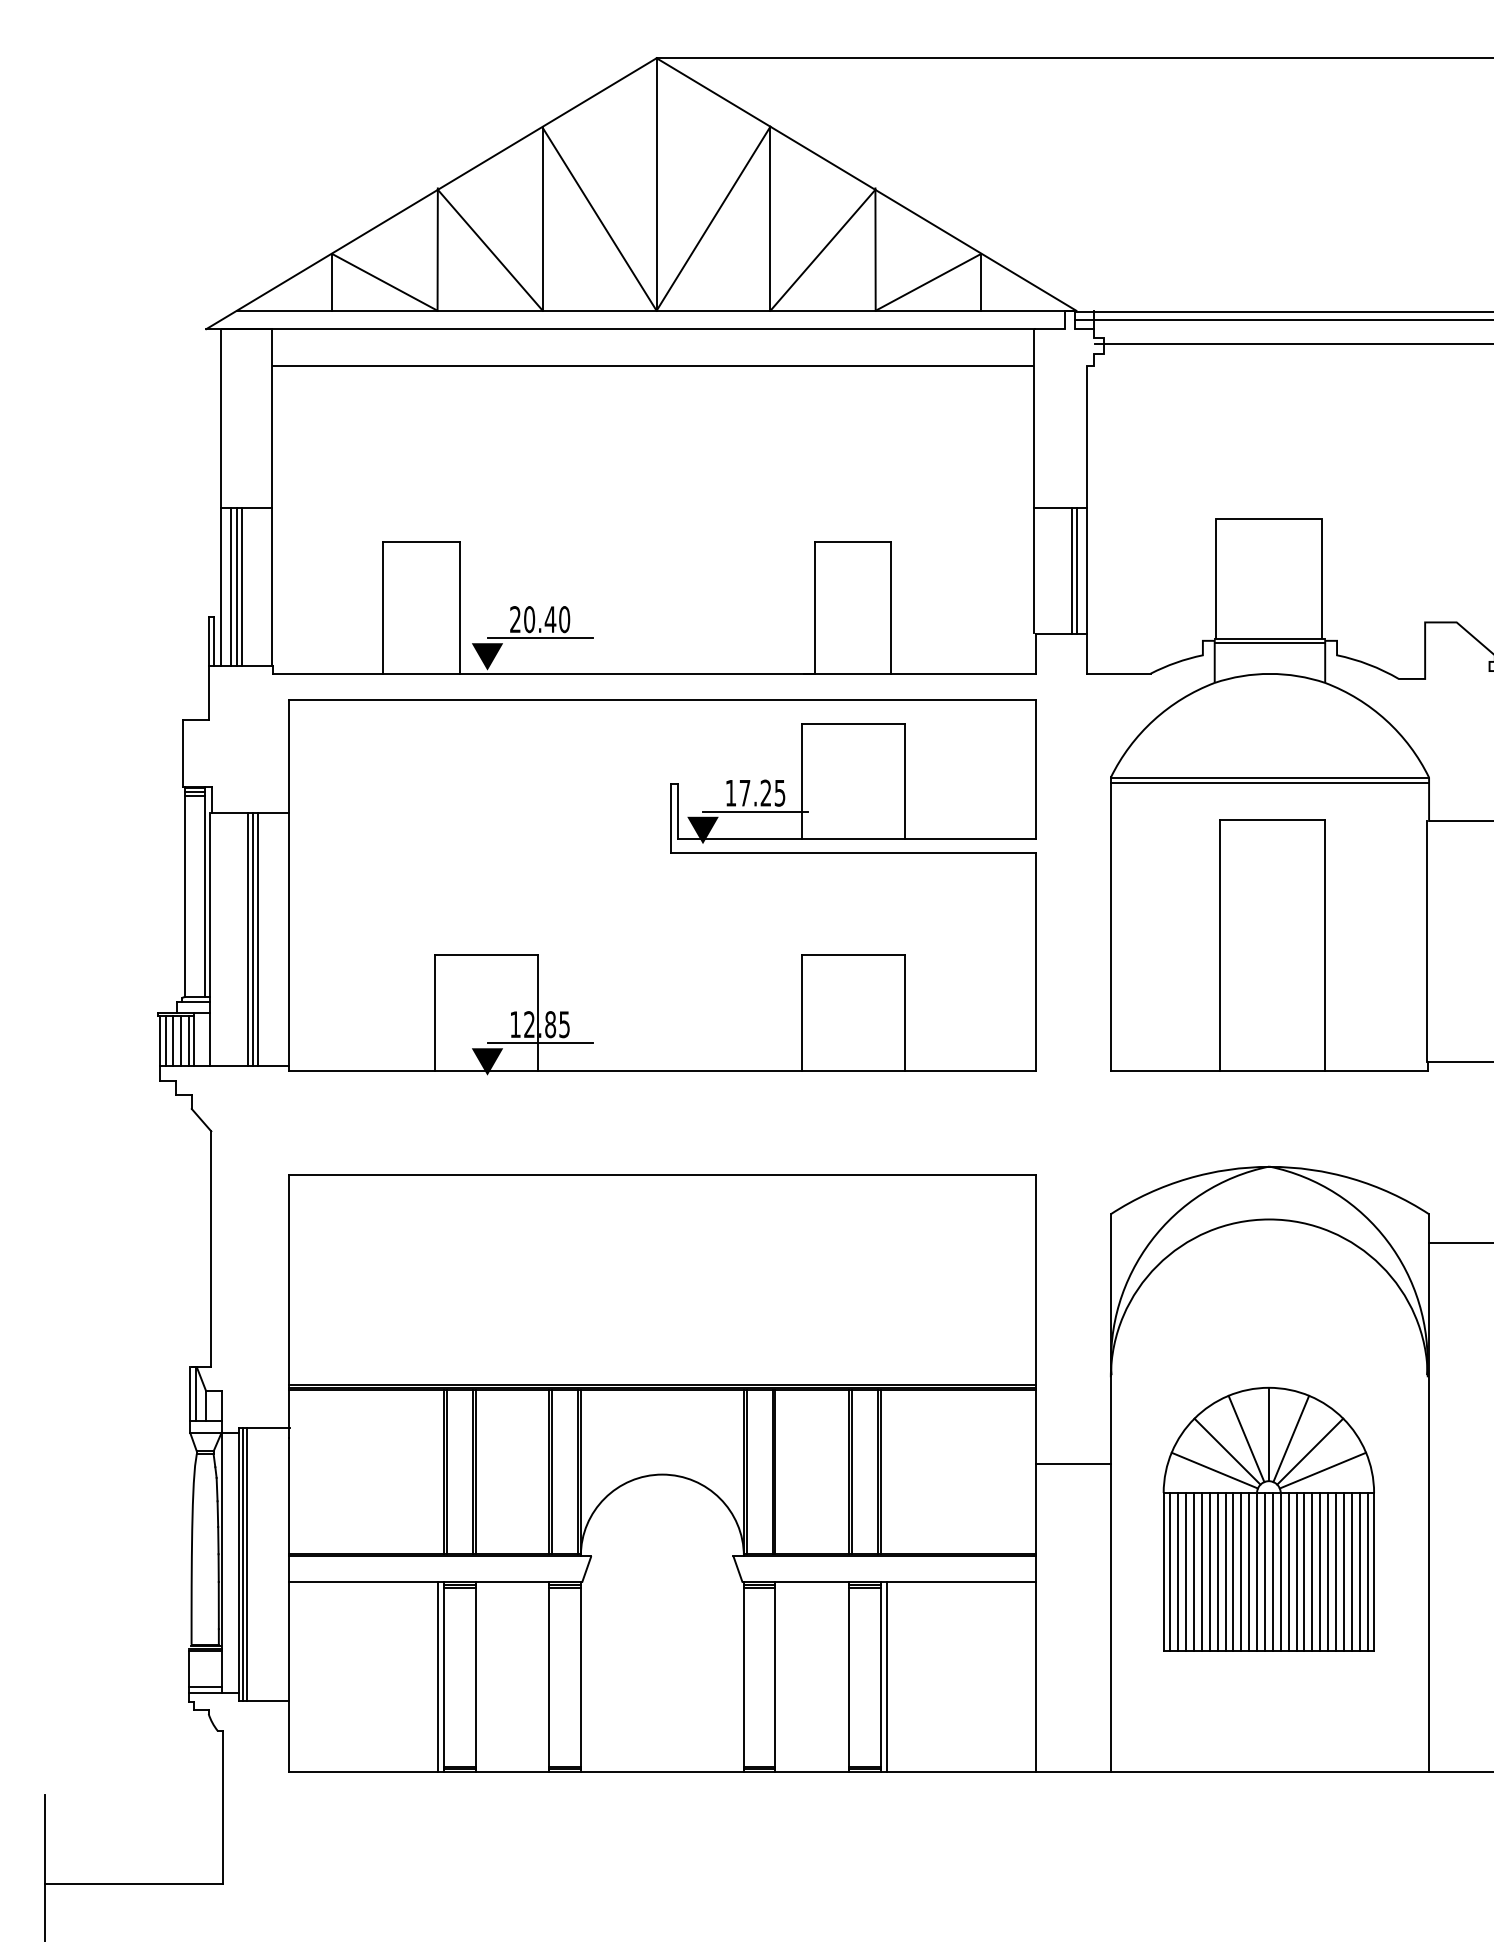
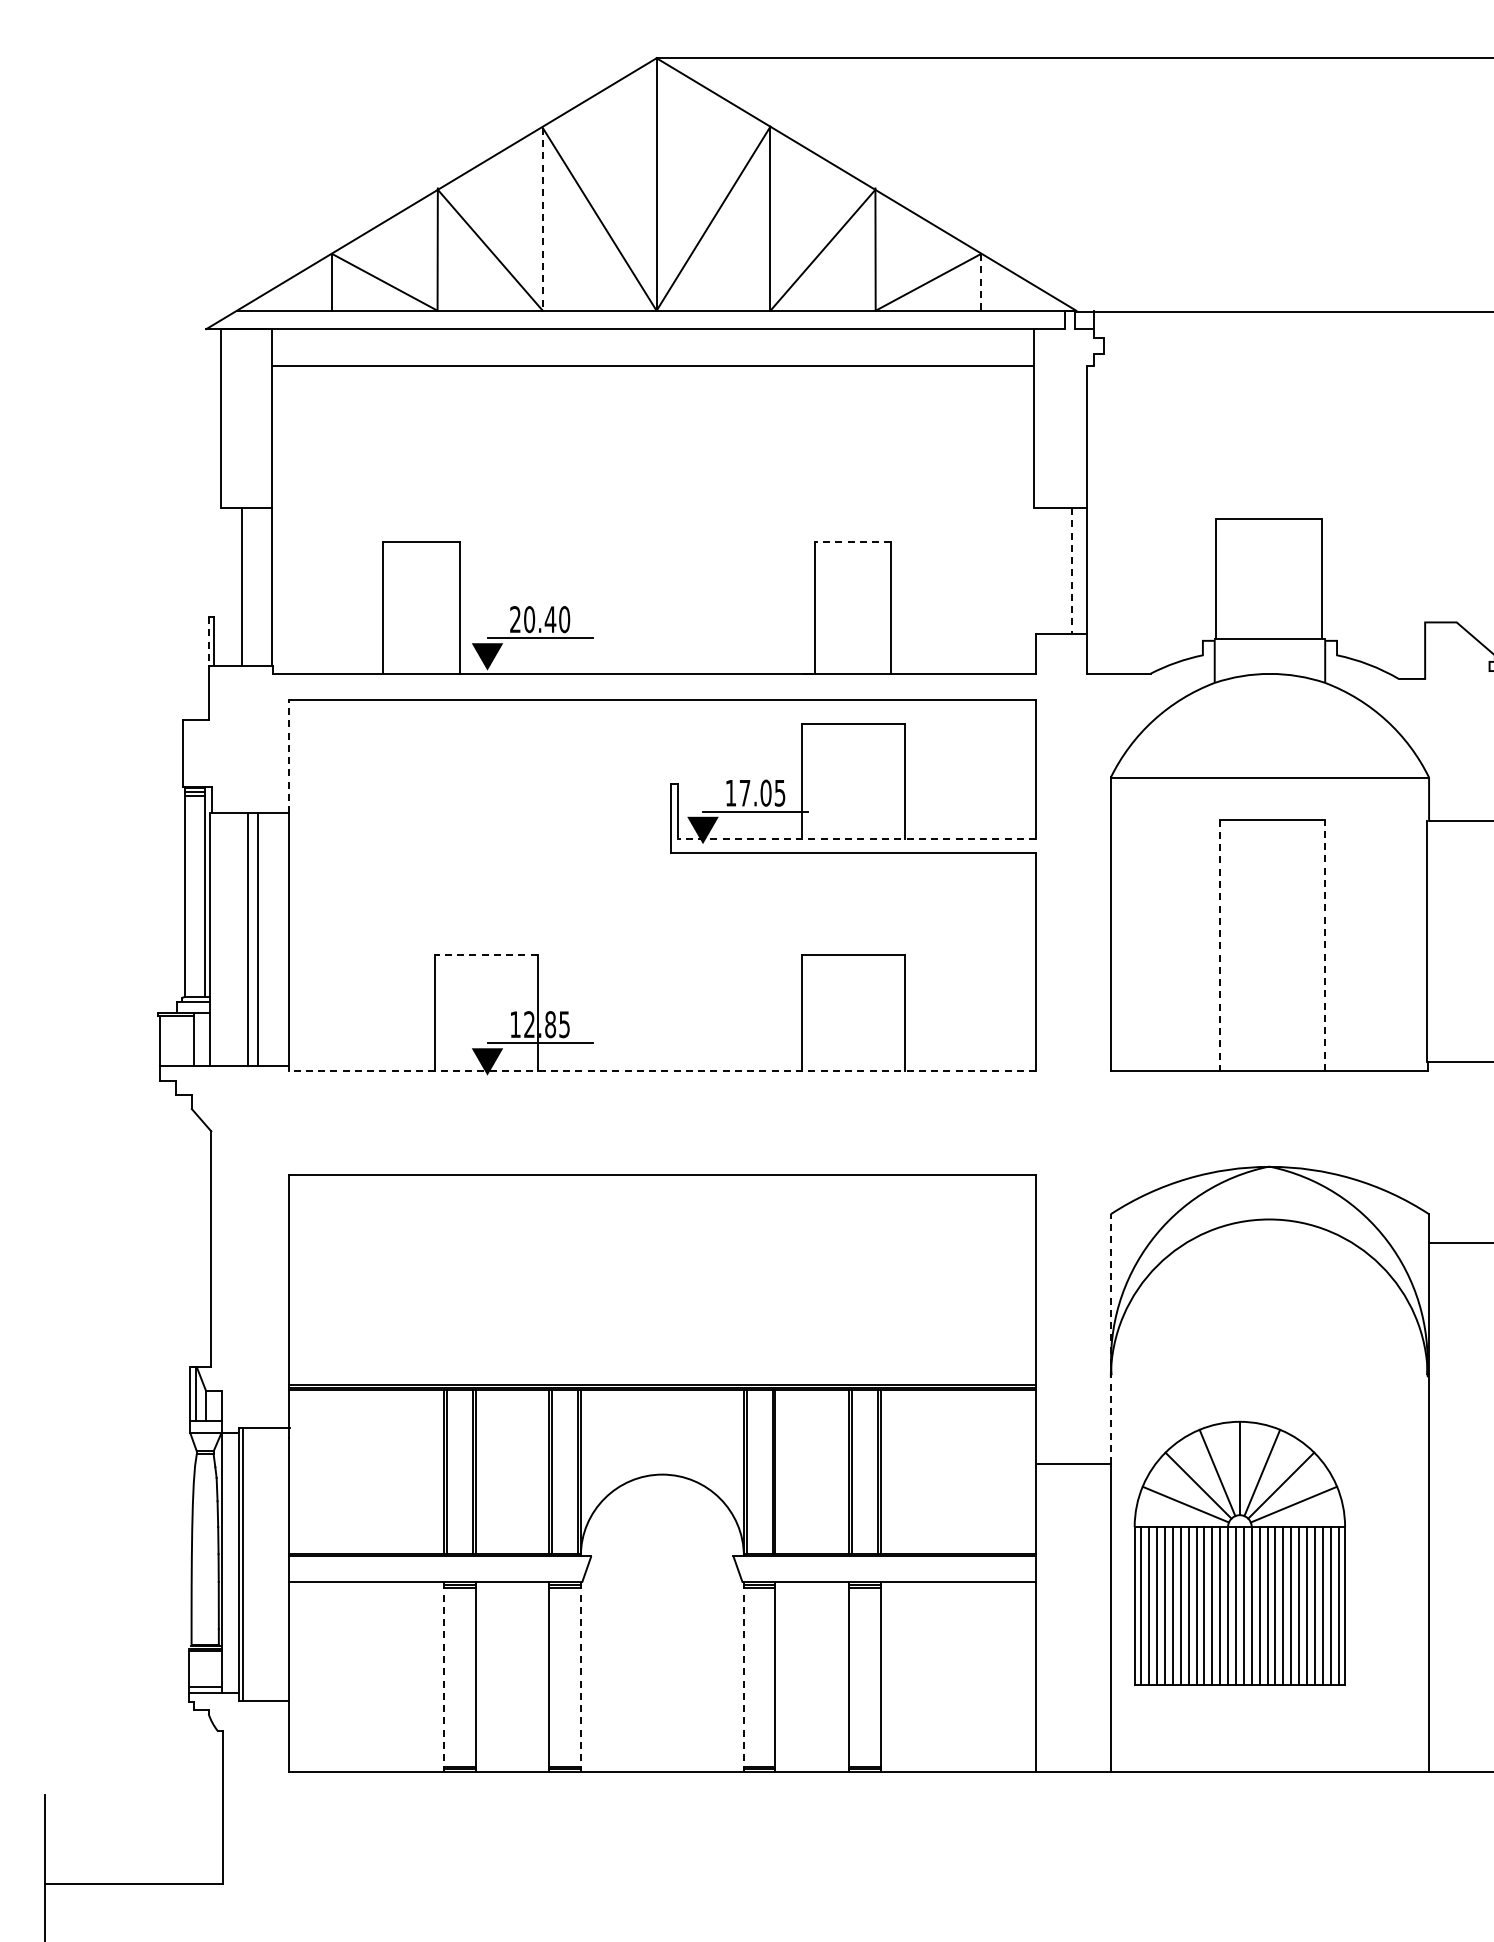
line: solid -> dashed (542, 219)
line: solid -> dashed (980, 282)
line: present -> none (1282, 319)
line: present -> none (1292, 343)
line: solid -> dashed (852, 542)
line: present -> none (1033, 570)
line: solid -> dashed (1071, 571)
line: present -> none (1076, 571)
line: present -> none (220, 586)
line: present -> none (231, 586)
line: present -> none (236, 586)
line: solid -> dashed (208, 642)
line: present -> none (1269, 643)
line: solid -> dashed (289, 756)
line: present -> none (1269, 782)
text: 17.25 -> 17.05 (765, 792)
line: solid -> dashed (857, 839)
line: present -> none (253, 939)
line: solid -> dashed (1220, 945)
line: solid -> dashed (1325, 945)
line: solid -> dashed (485, 955)
line: present -> none (165, 1040)
line: present -> none (173, 1040)
line: present -> none (181, 1040)
line: present -> none (189, 1040)
line: solid -> dashed (662, 1070)
line: solid -> dashed (1110, 1339)
part position: (1268, 1518) -> (1239, 1552) (1239, 1552)
line: present -> none (246, 1563)
line: present -> none (437, 1676)
line: present -> none (887, 1676)
line: solid -> dashed (444, 1677)
line: solid -> dashed (580, 1677)
line: solid -> dashed (743, 1677)
